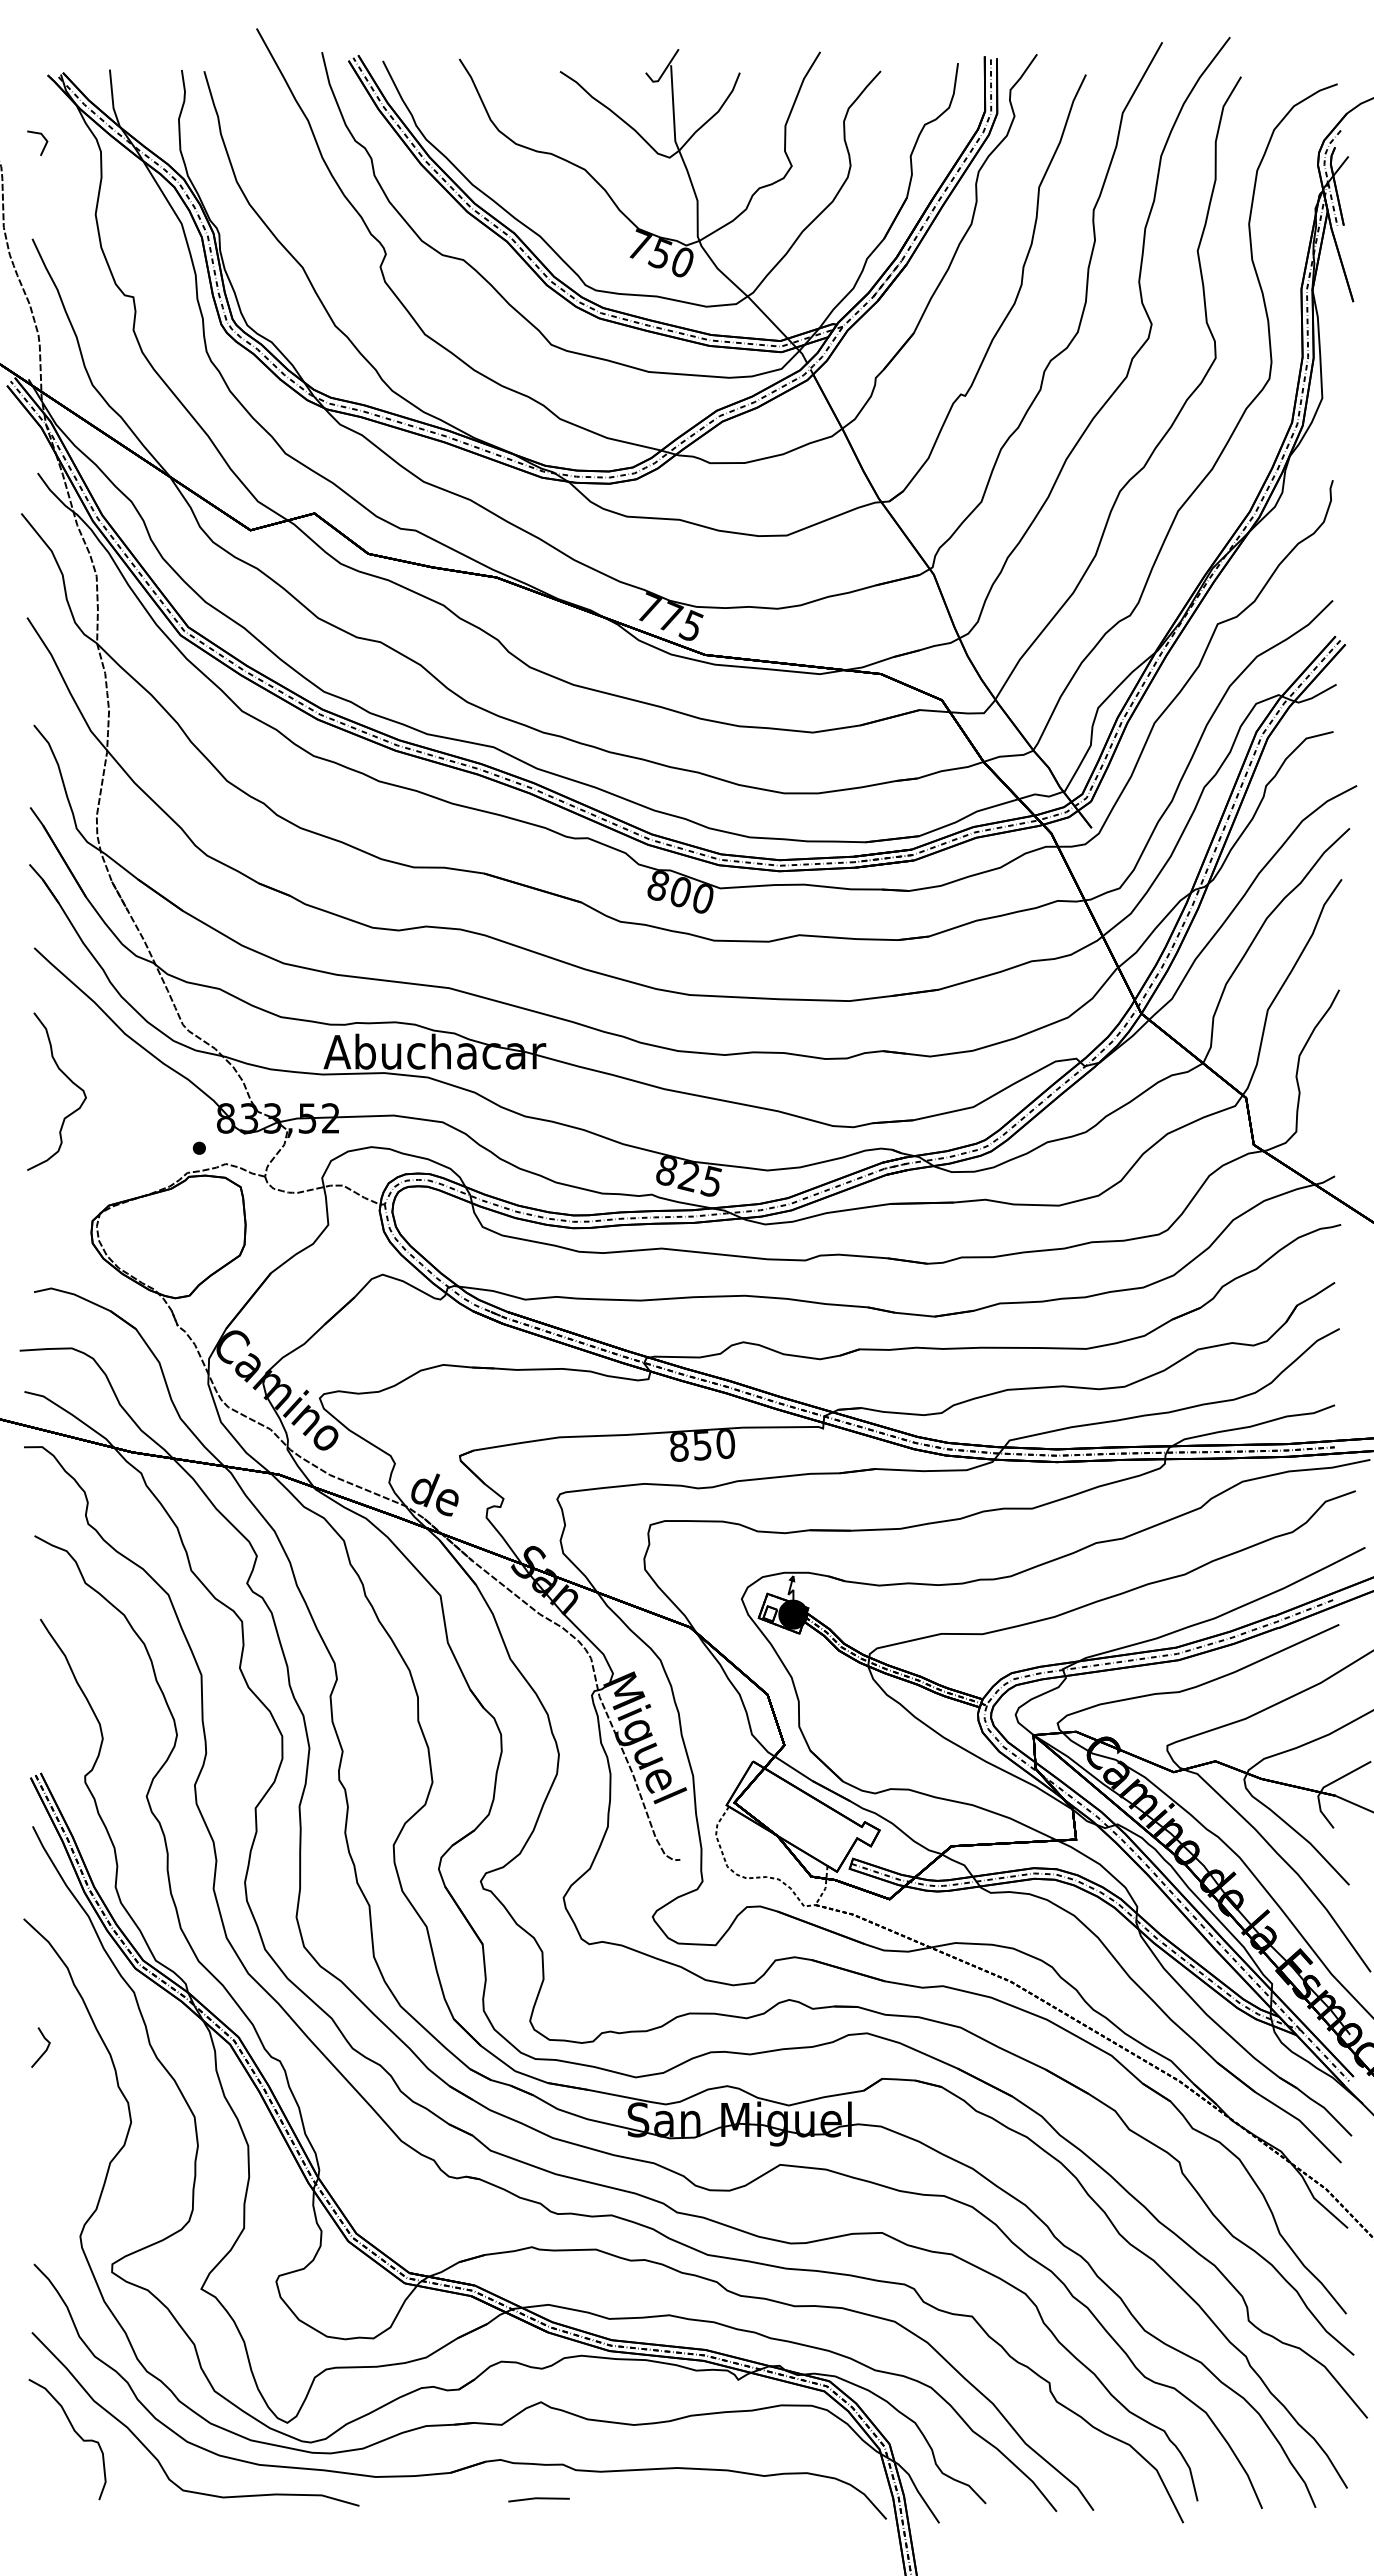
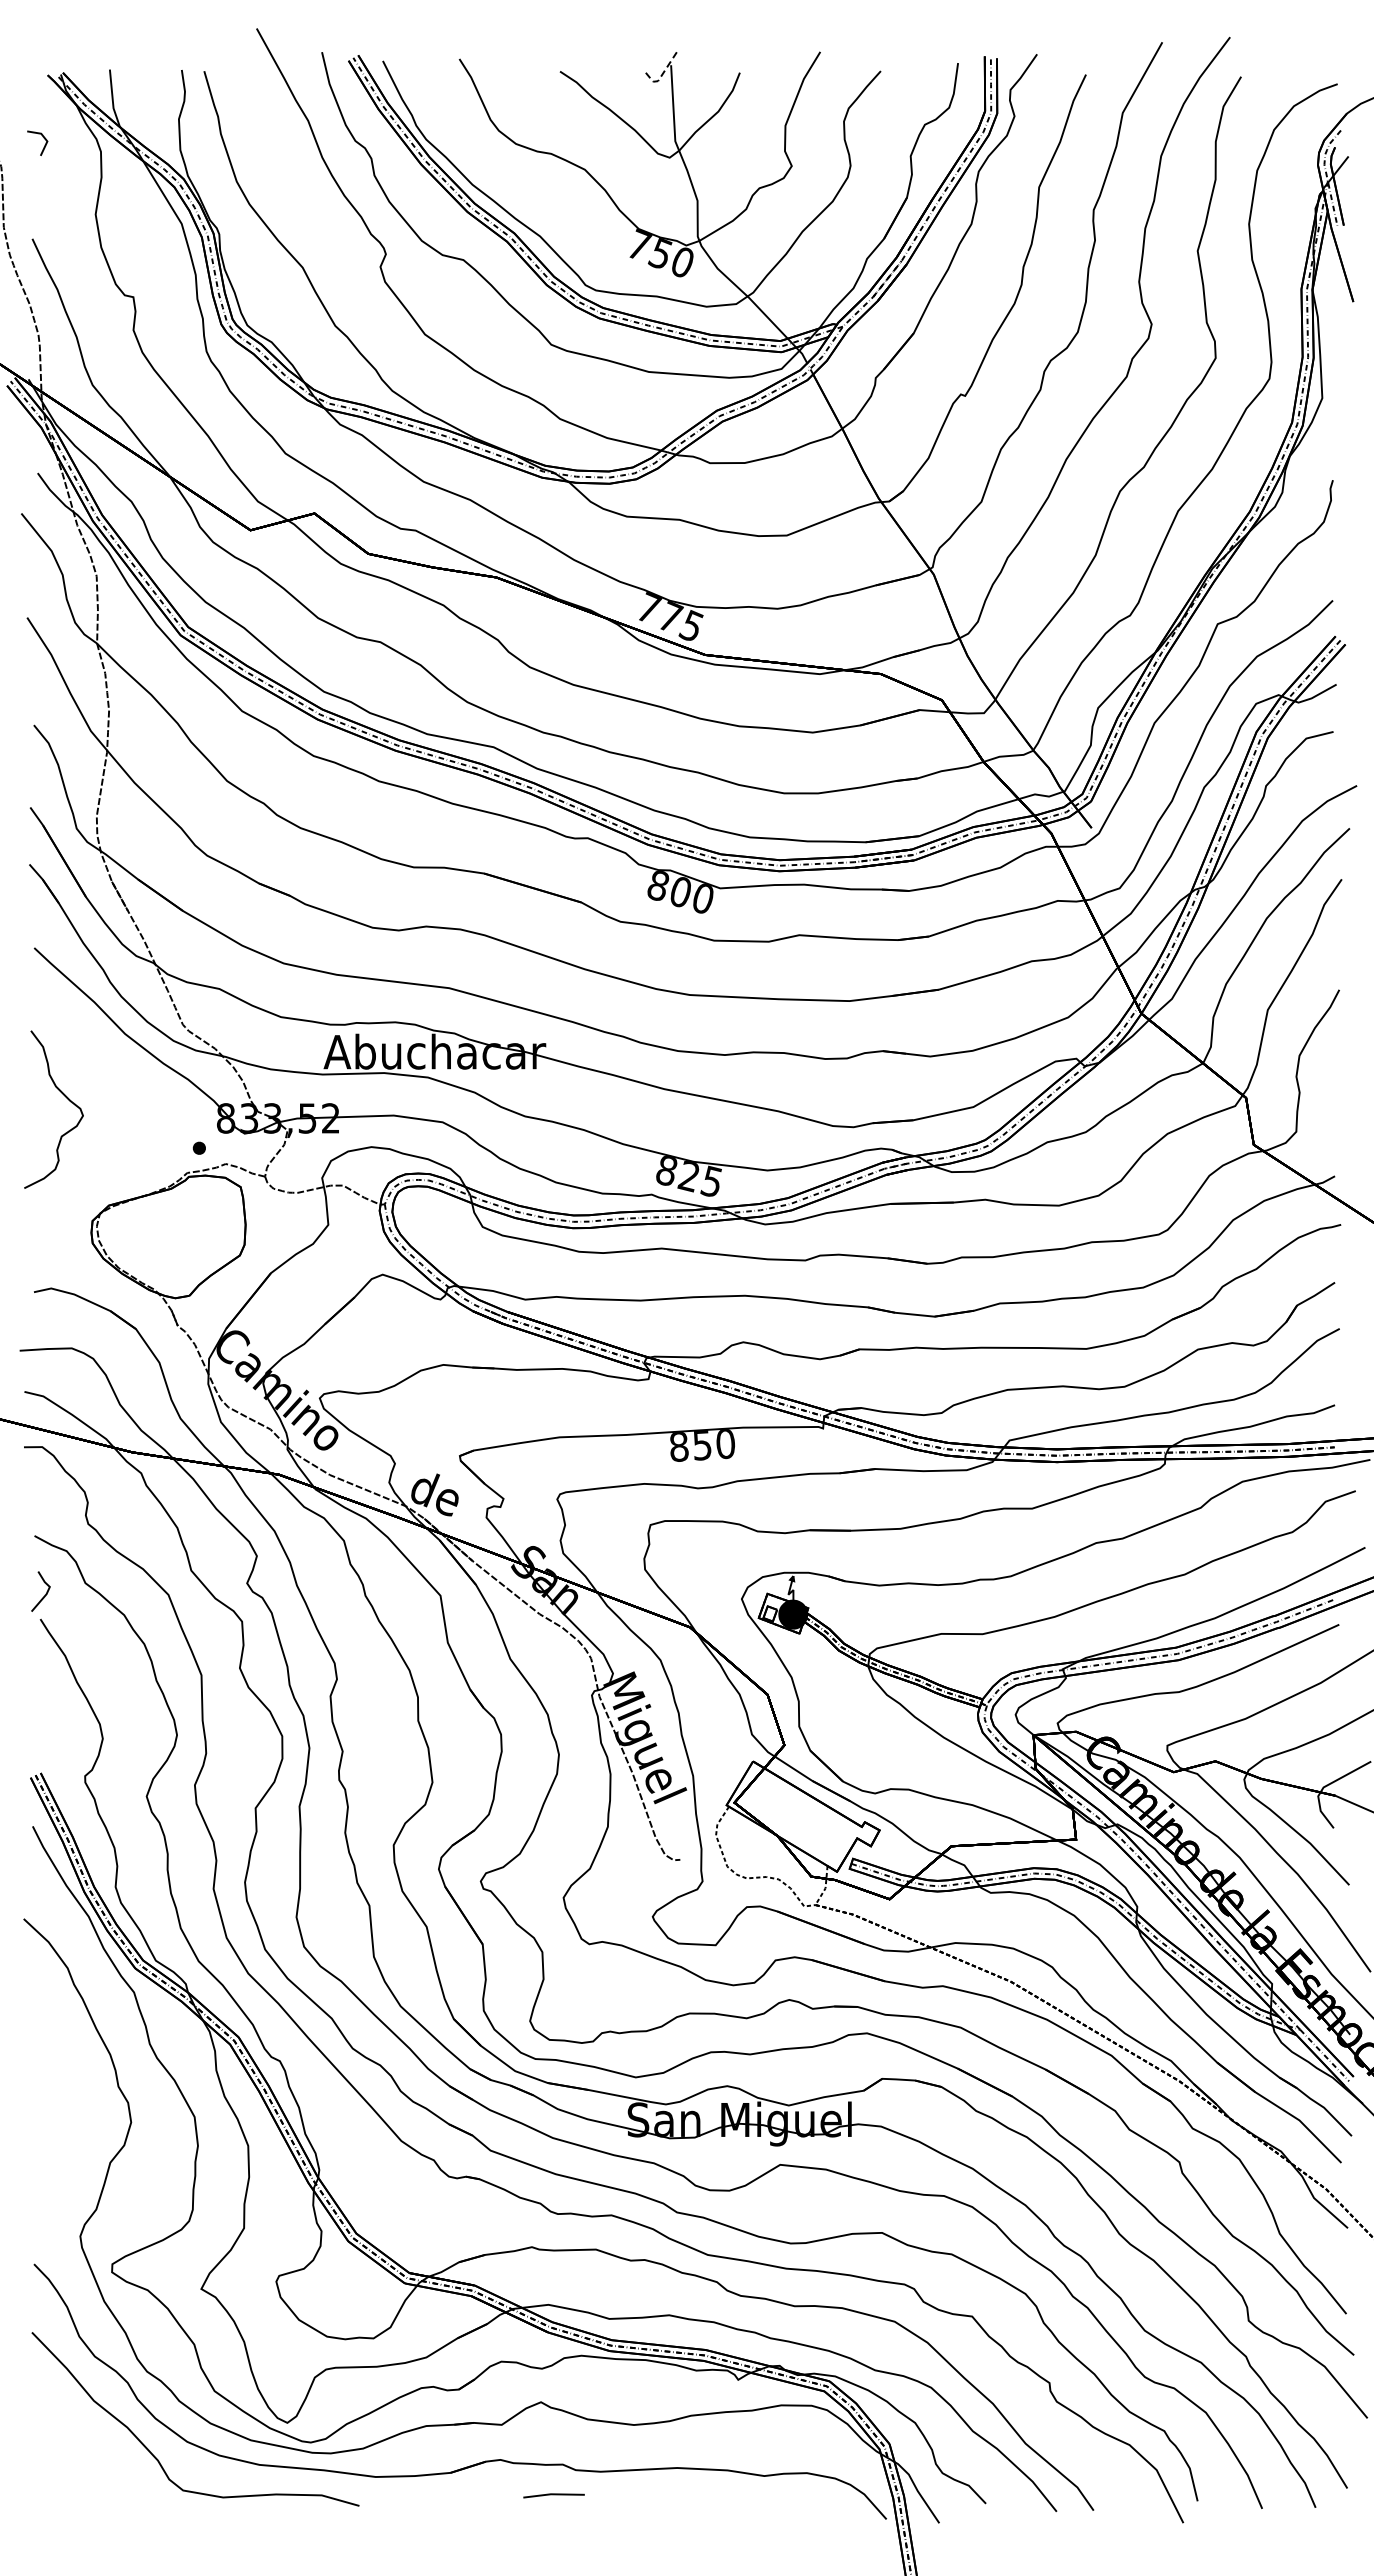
line: solid -> dashed (663, 72)
curve position: (68, 1079) -> (65, 1097) (65, 1097)
line position: (45, 2049) -> (45, 1593) (45, 1593)
curve: present -> none (74, 2432)
line position: (538, 2499) -> (553, 2495) (553, 2495)
